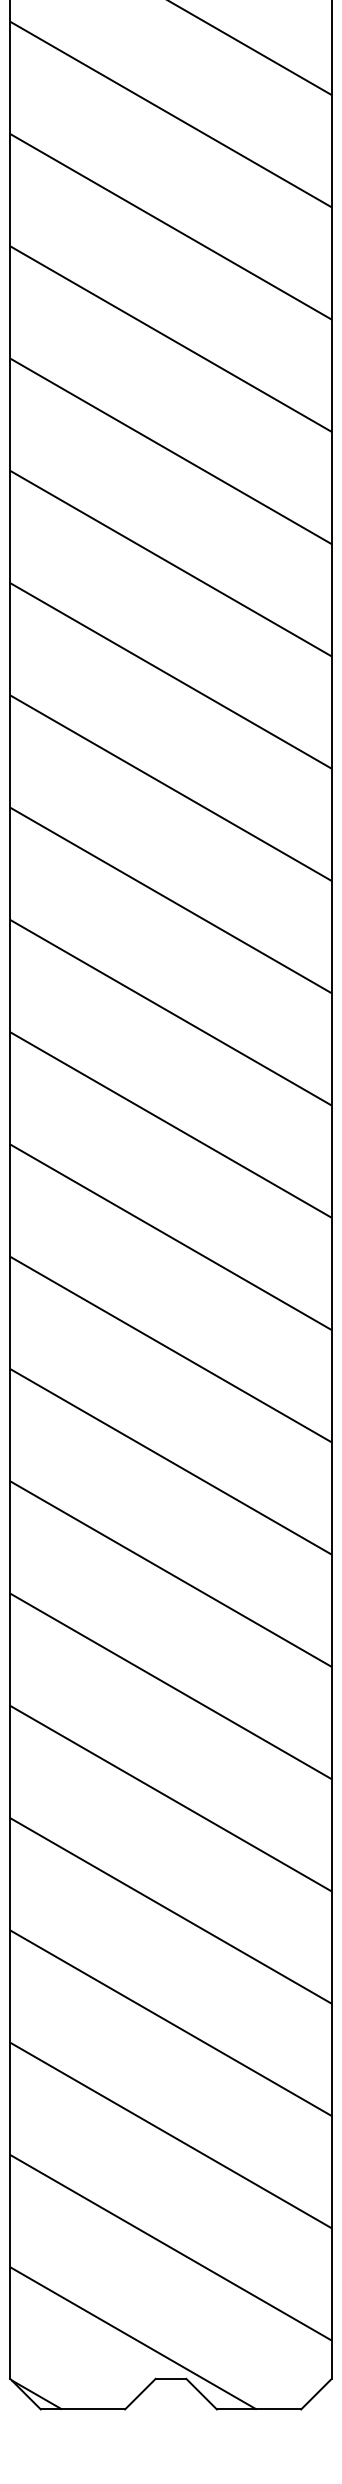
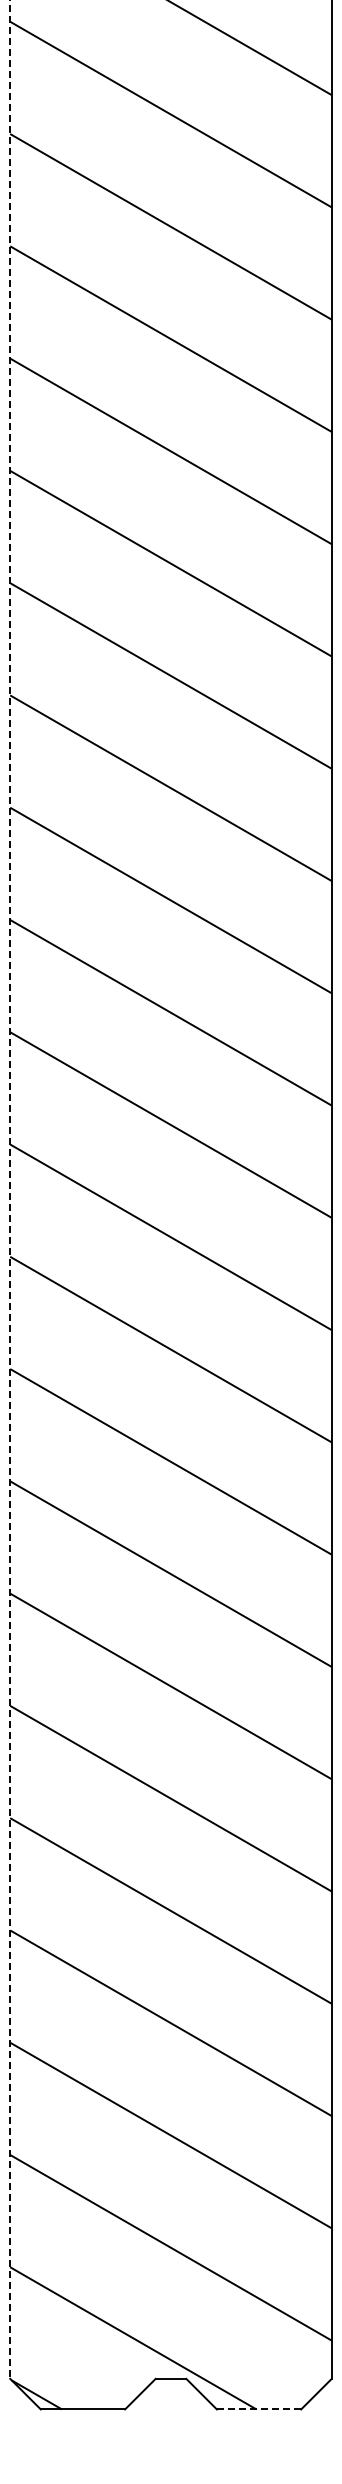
line: solid -> dashed (10, 1190)
line: solid -> dashed (259, 2409)
